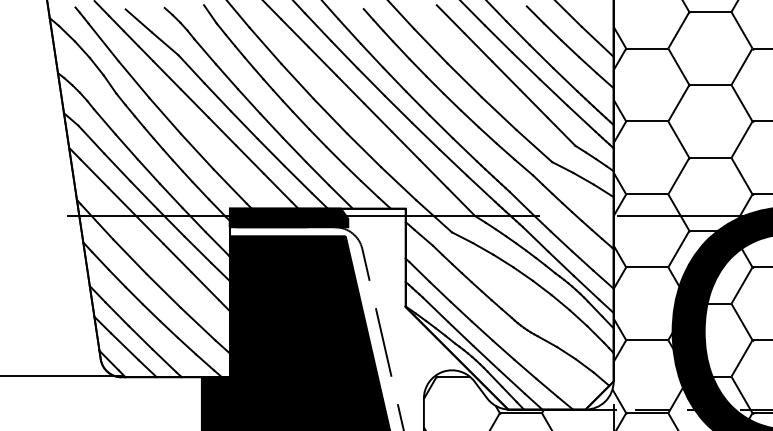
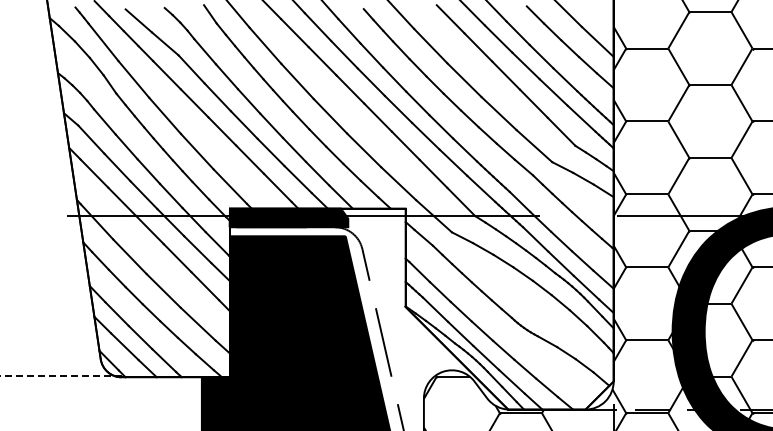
line: solid -> dashed (60, 375)
